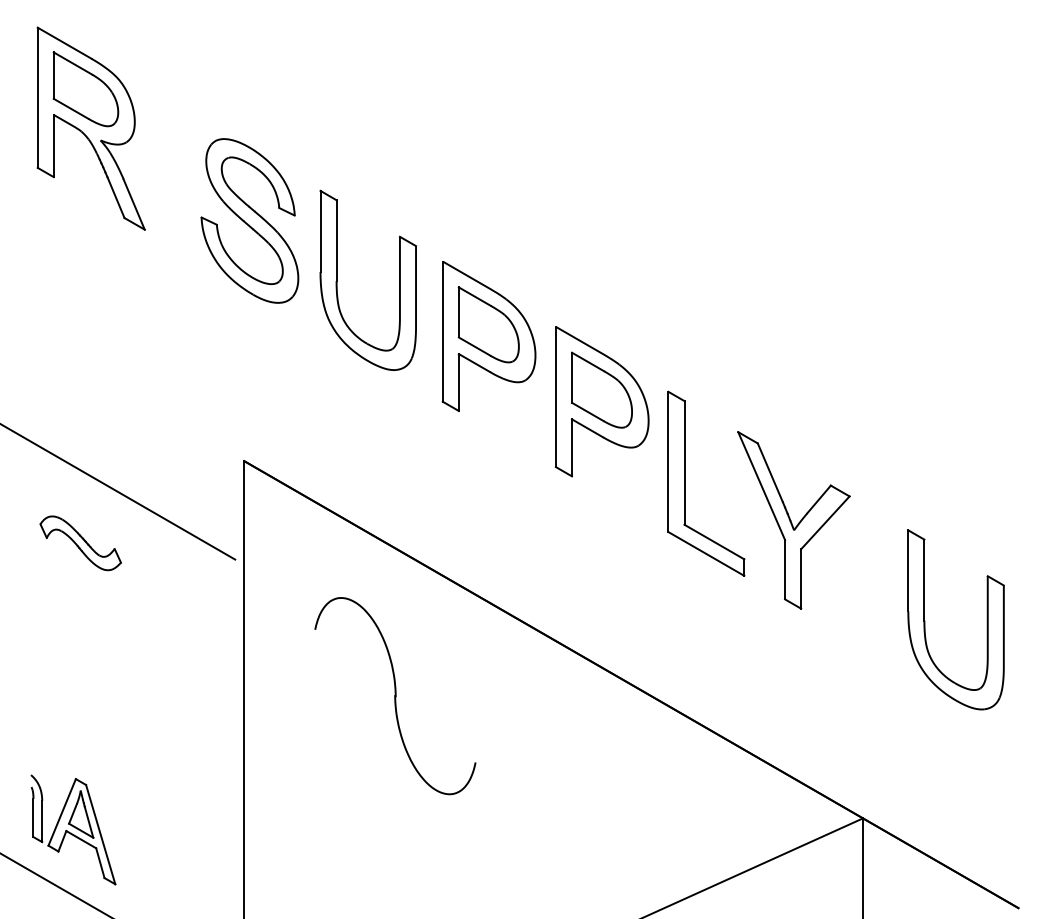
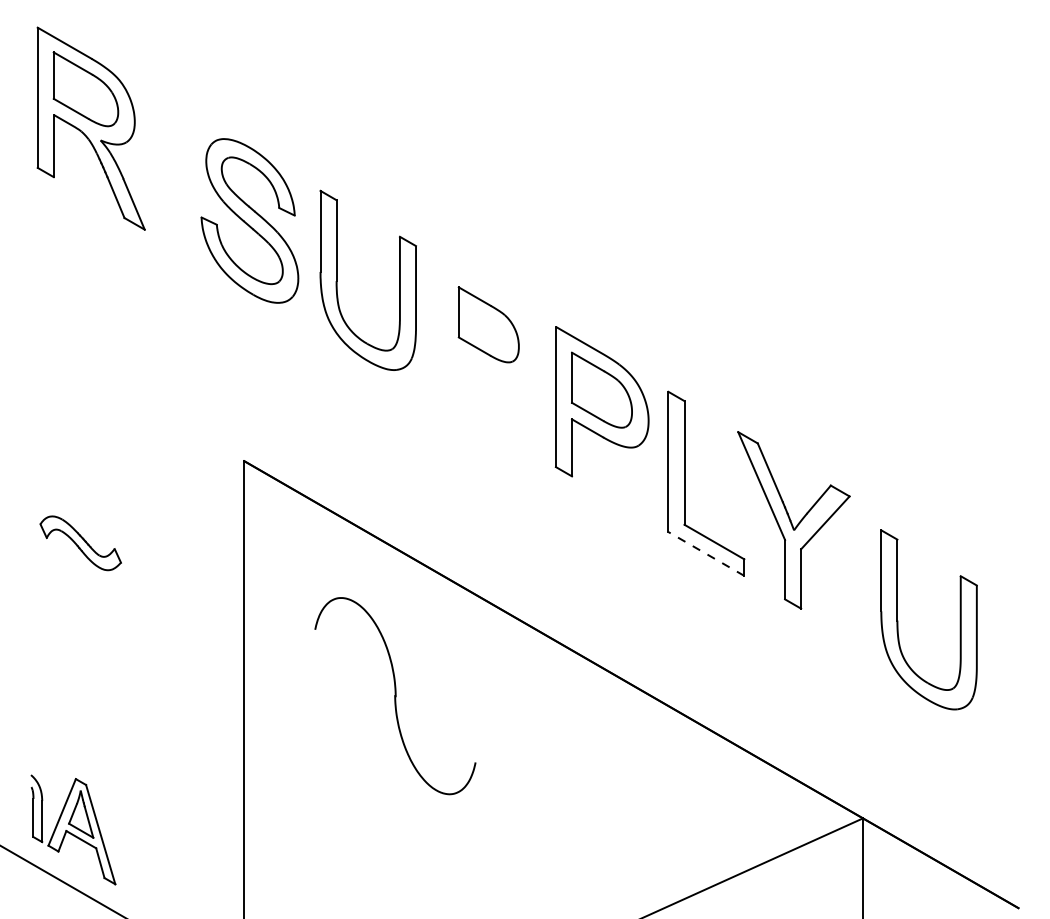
part: present -> none (488, 336)
line: present -> none (118, 491)
line: solid -> dashed (706, 553)
part position: (925, 620) -> (898, 620) (898, 620)
line position: (55, 884) -> (61, 880) (61, 880)
